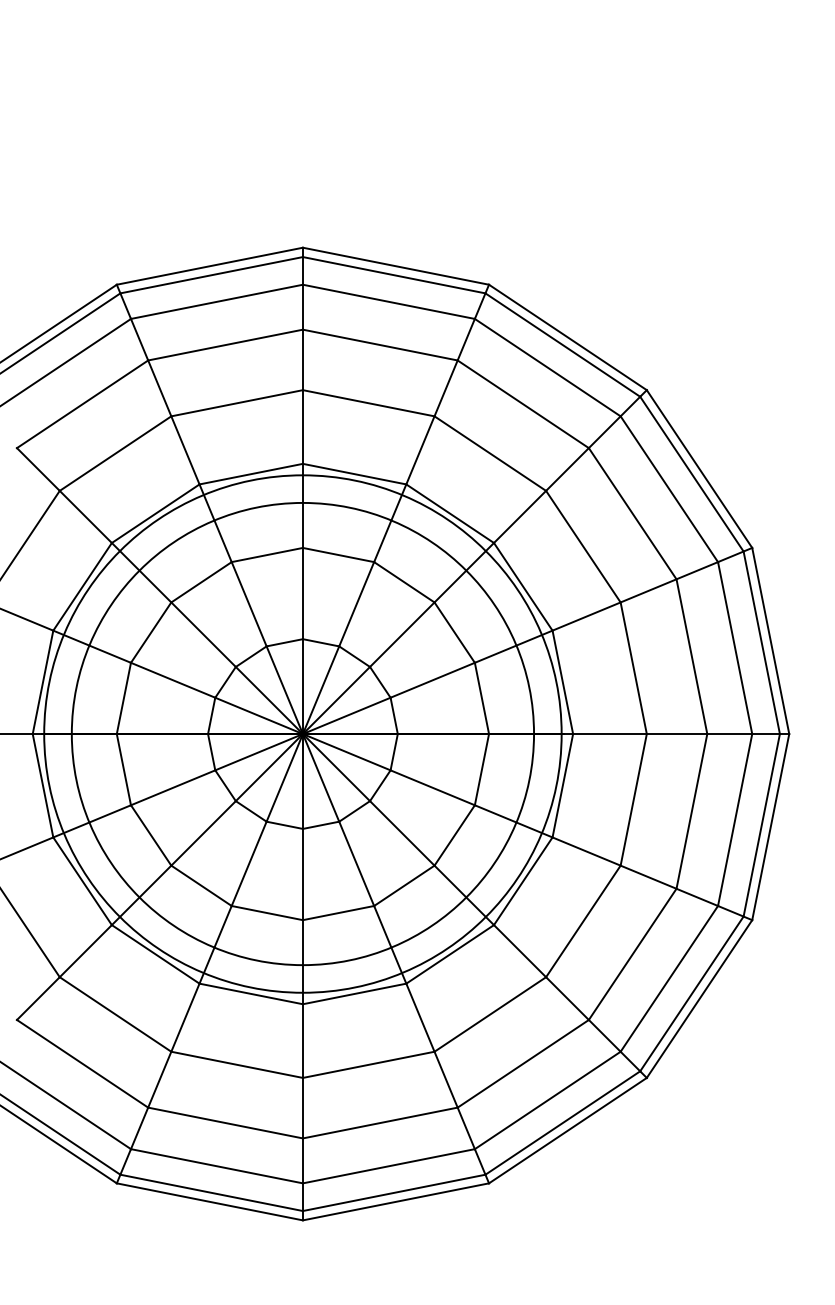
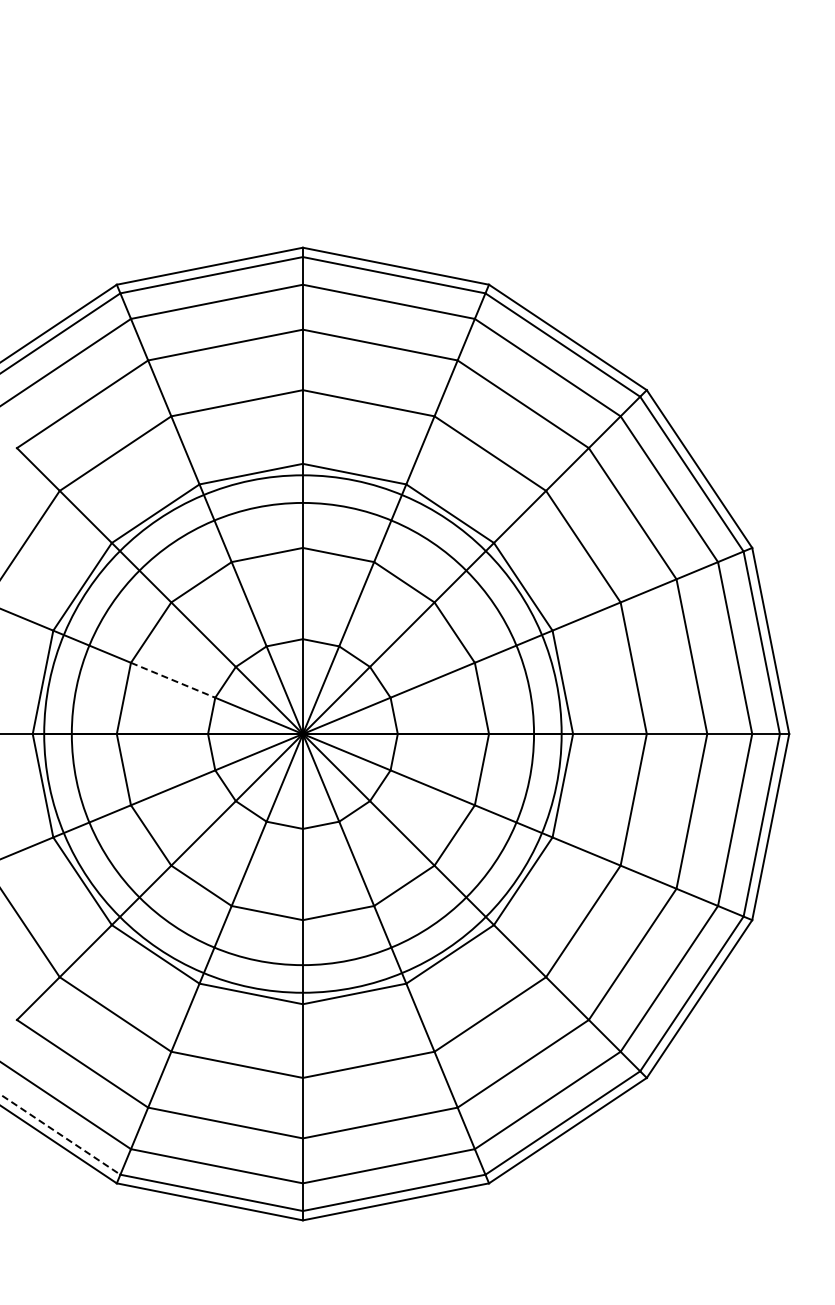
line: solid -> dashed (173, 680)
line: solid -> dashed (60, 1134)
